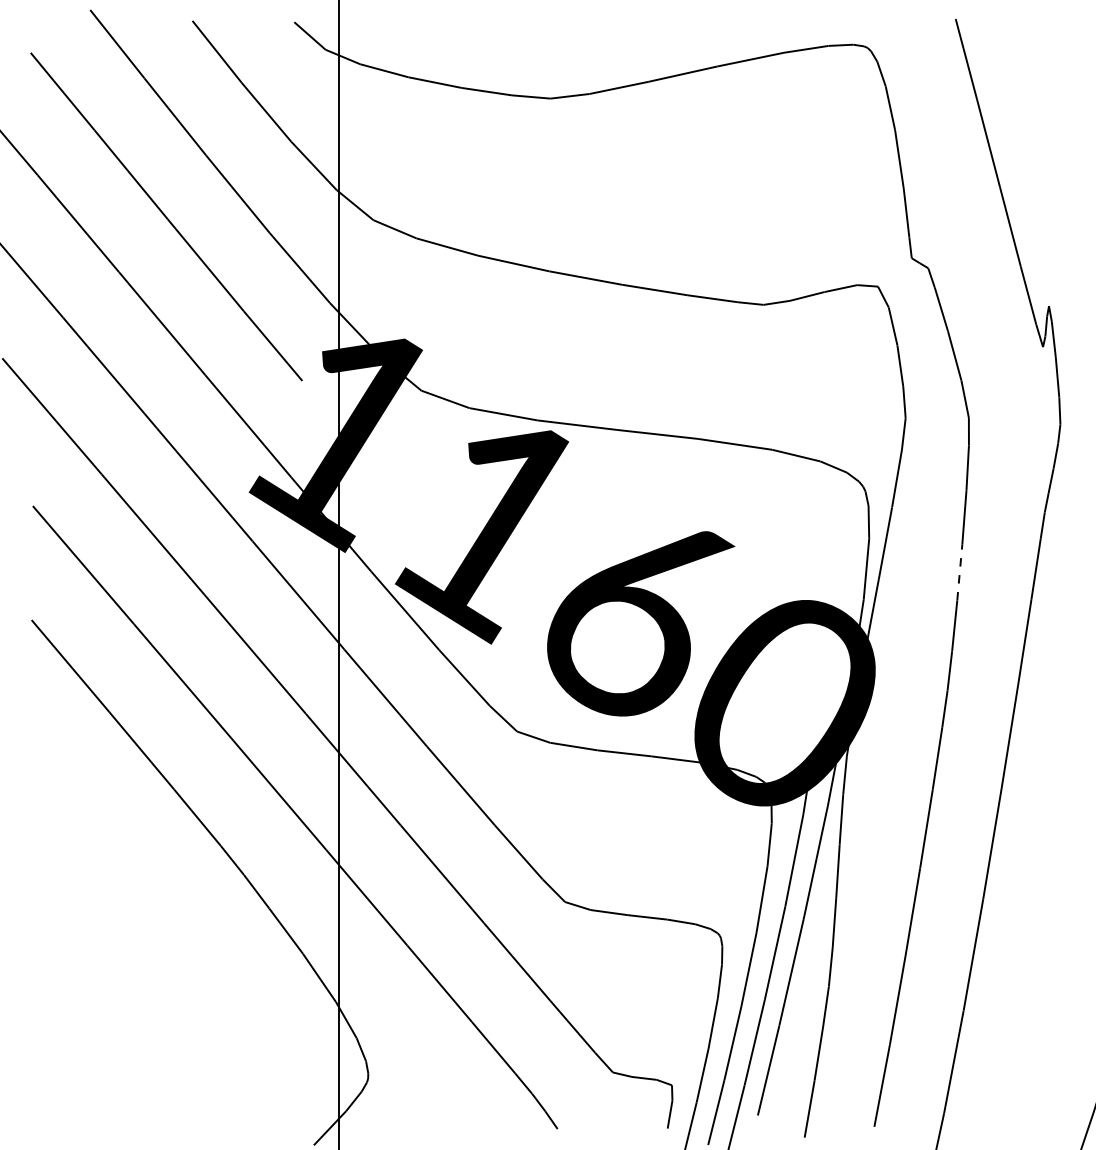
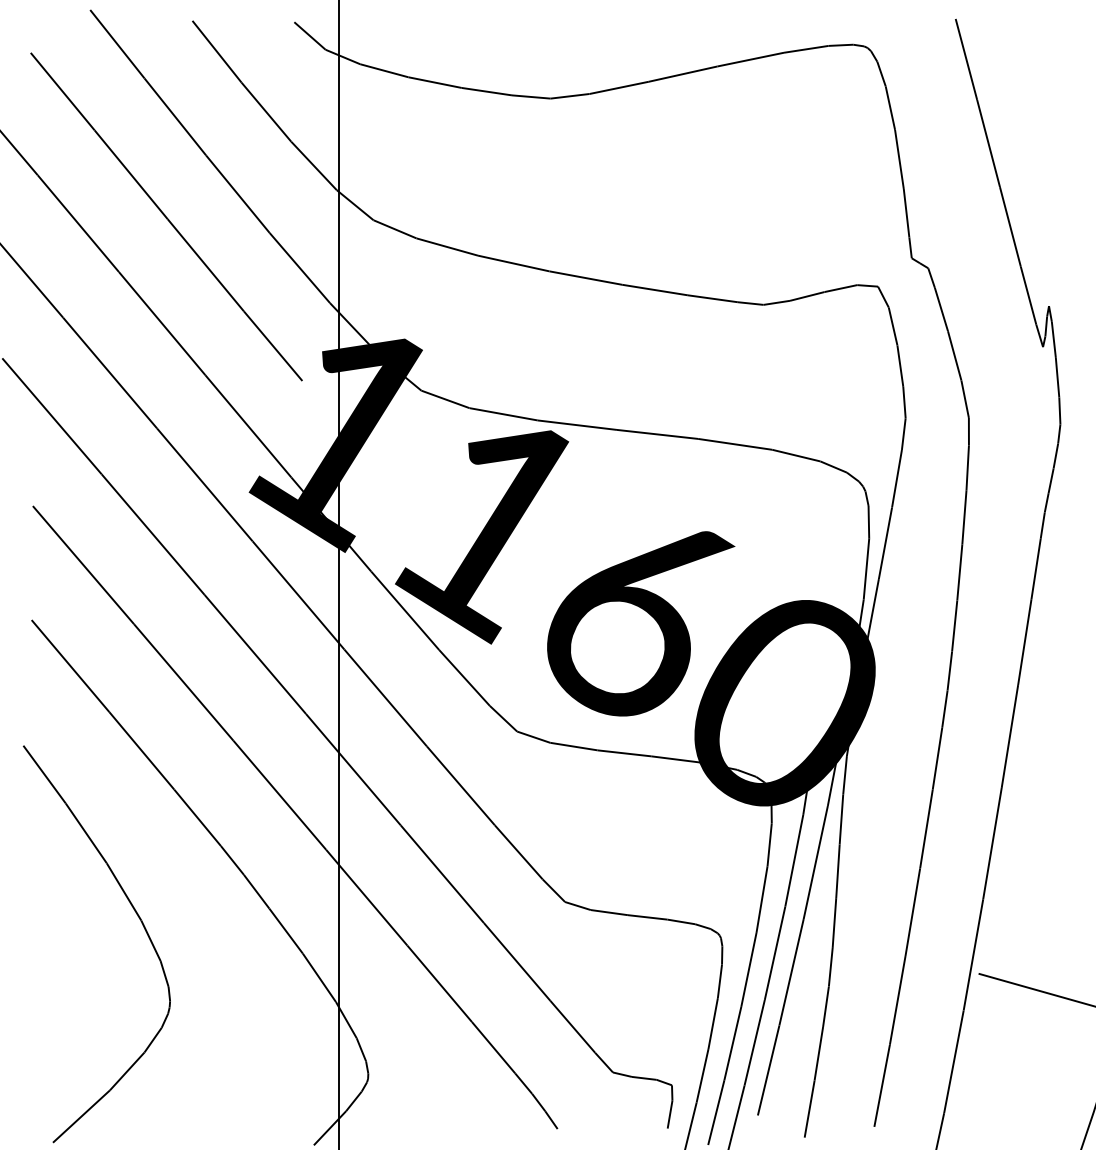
line: dashed -> solid (959, 571)
part: none -> present (137, 916)
line: none -> present (1035, 989)
